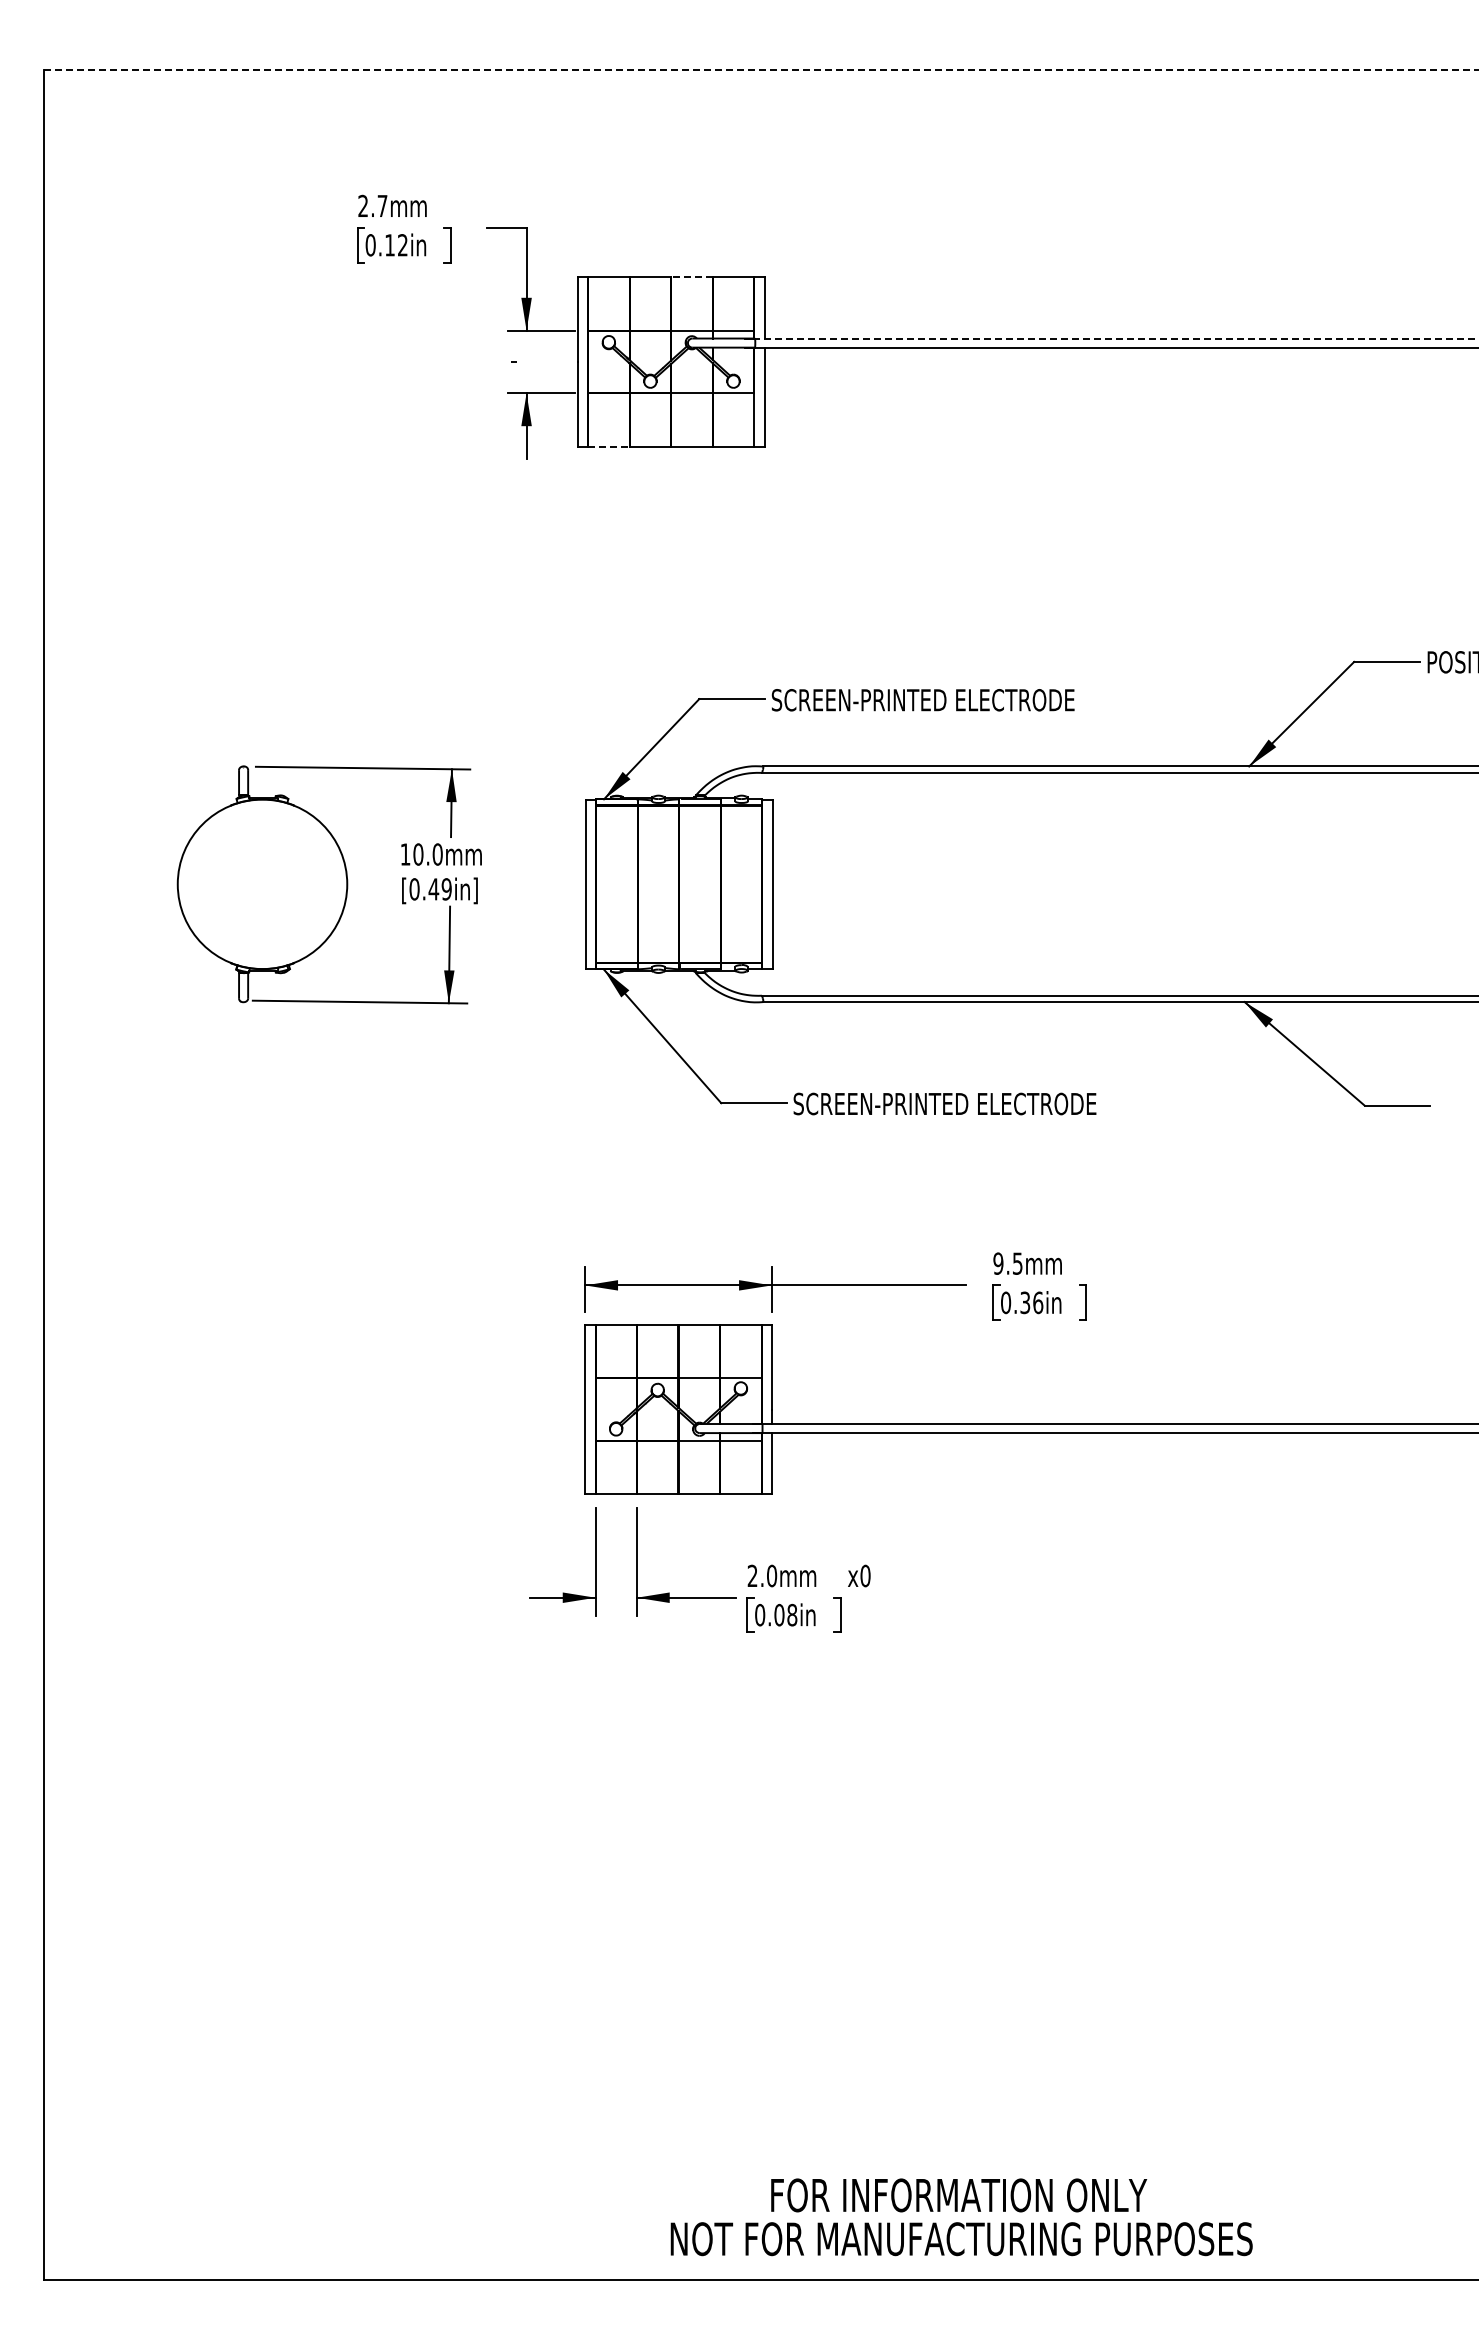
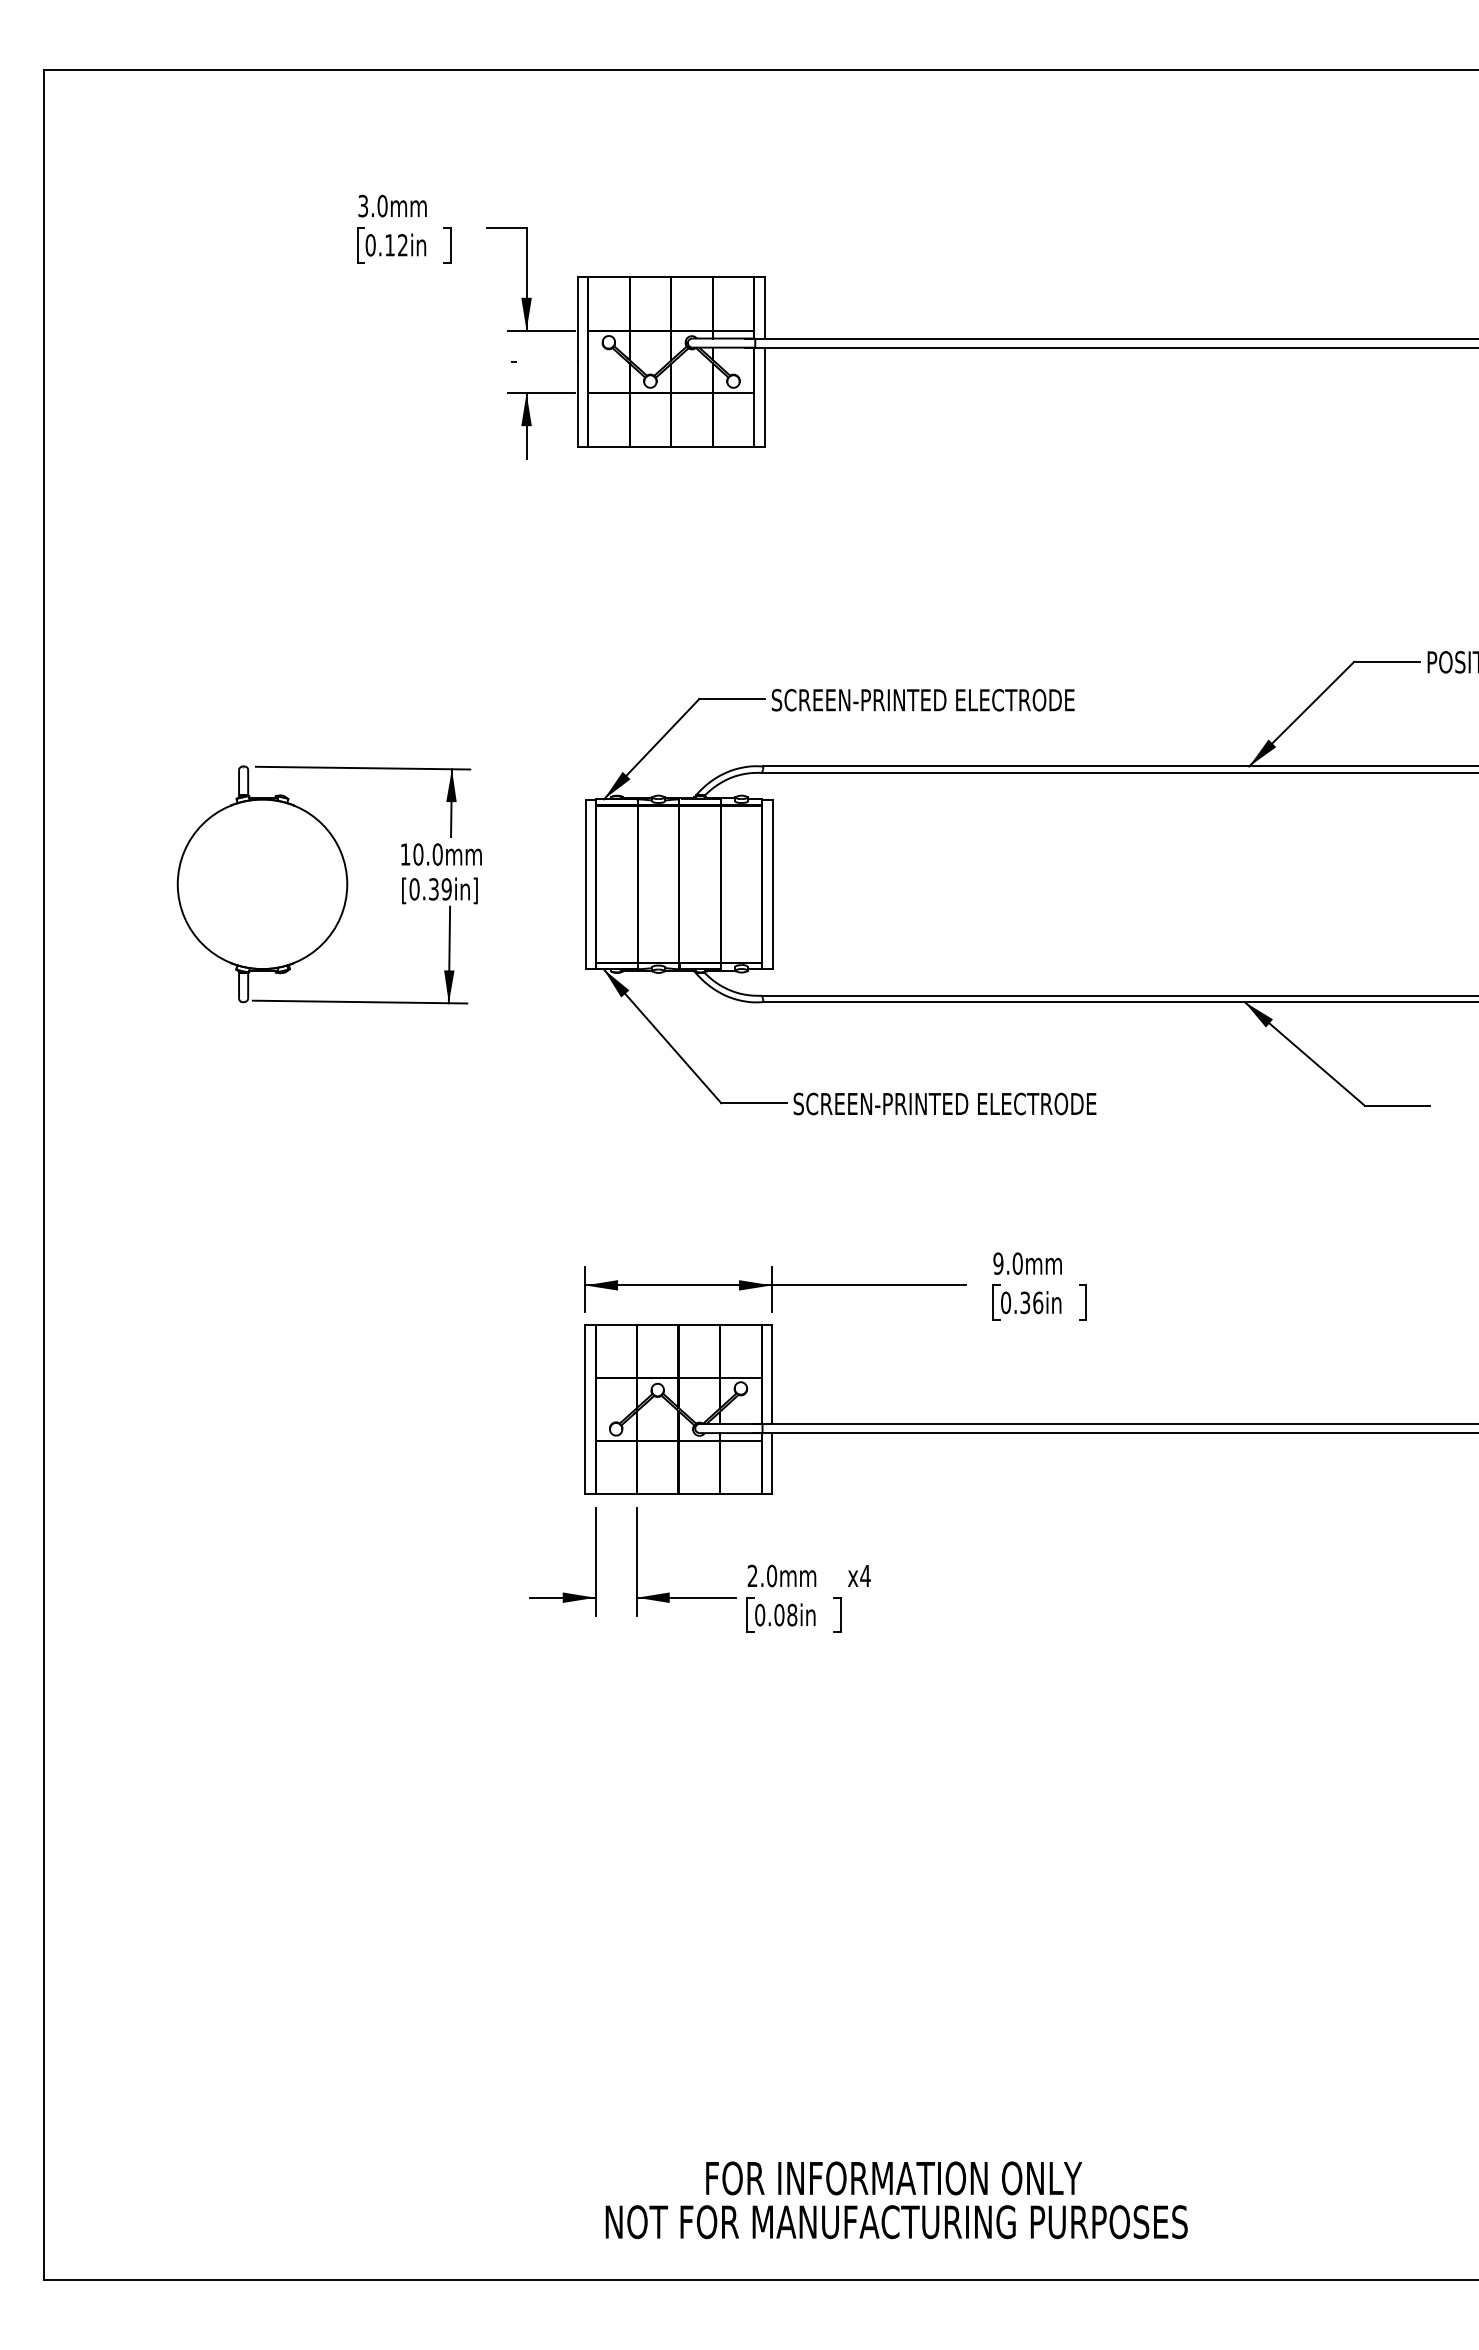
line: dashed -> solid (761, 70)
text: 2.7mm -> 3.0mm (372, 205)
line: dashed -> solid (692, 277)
line: dashed -> solid (1116, 338)
line: dashed -> solid (608, 446)
text: [0.49in] -> [0.39in] (433, 889)
text: 9.5mm -> 9.0mm (1017, 1263)
text: x0 -> x4 (865, 1575)
text position: (961, 2217) -> (896, 2200) (896, 2200)
